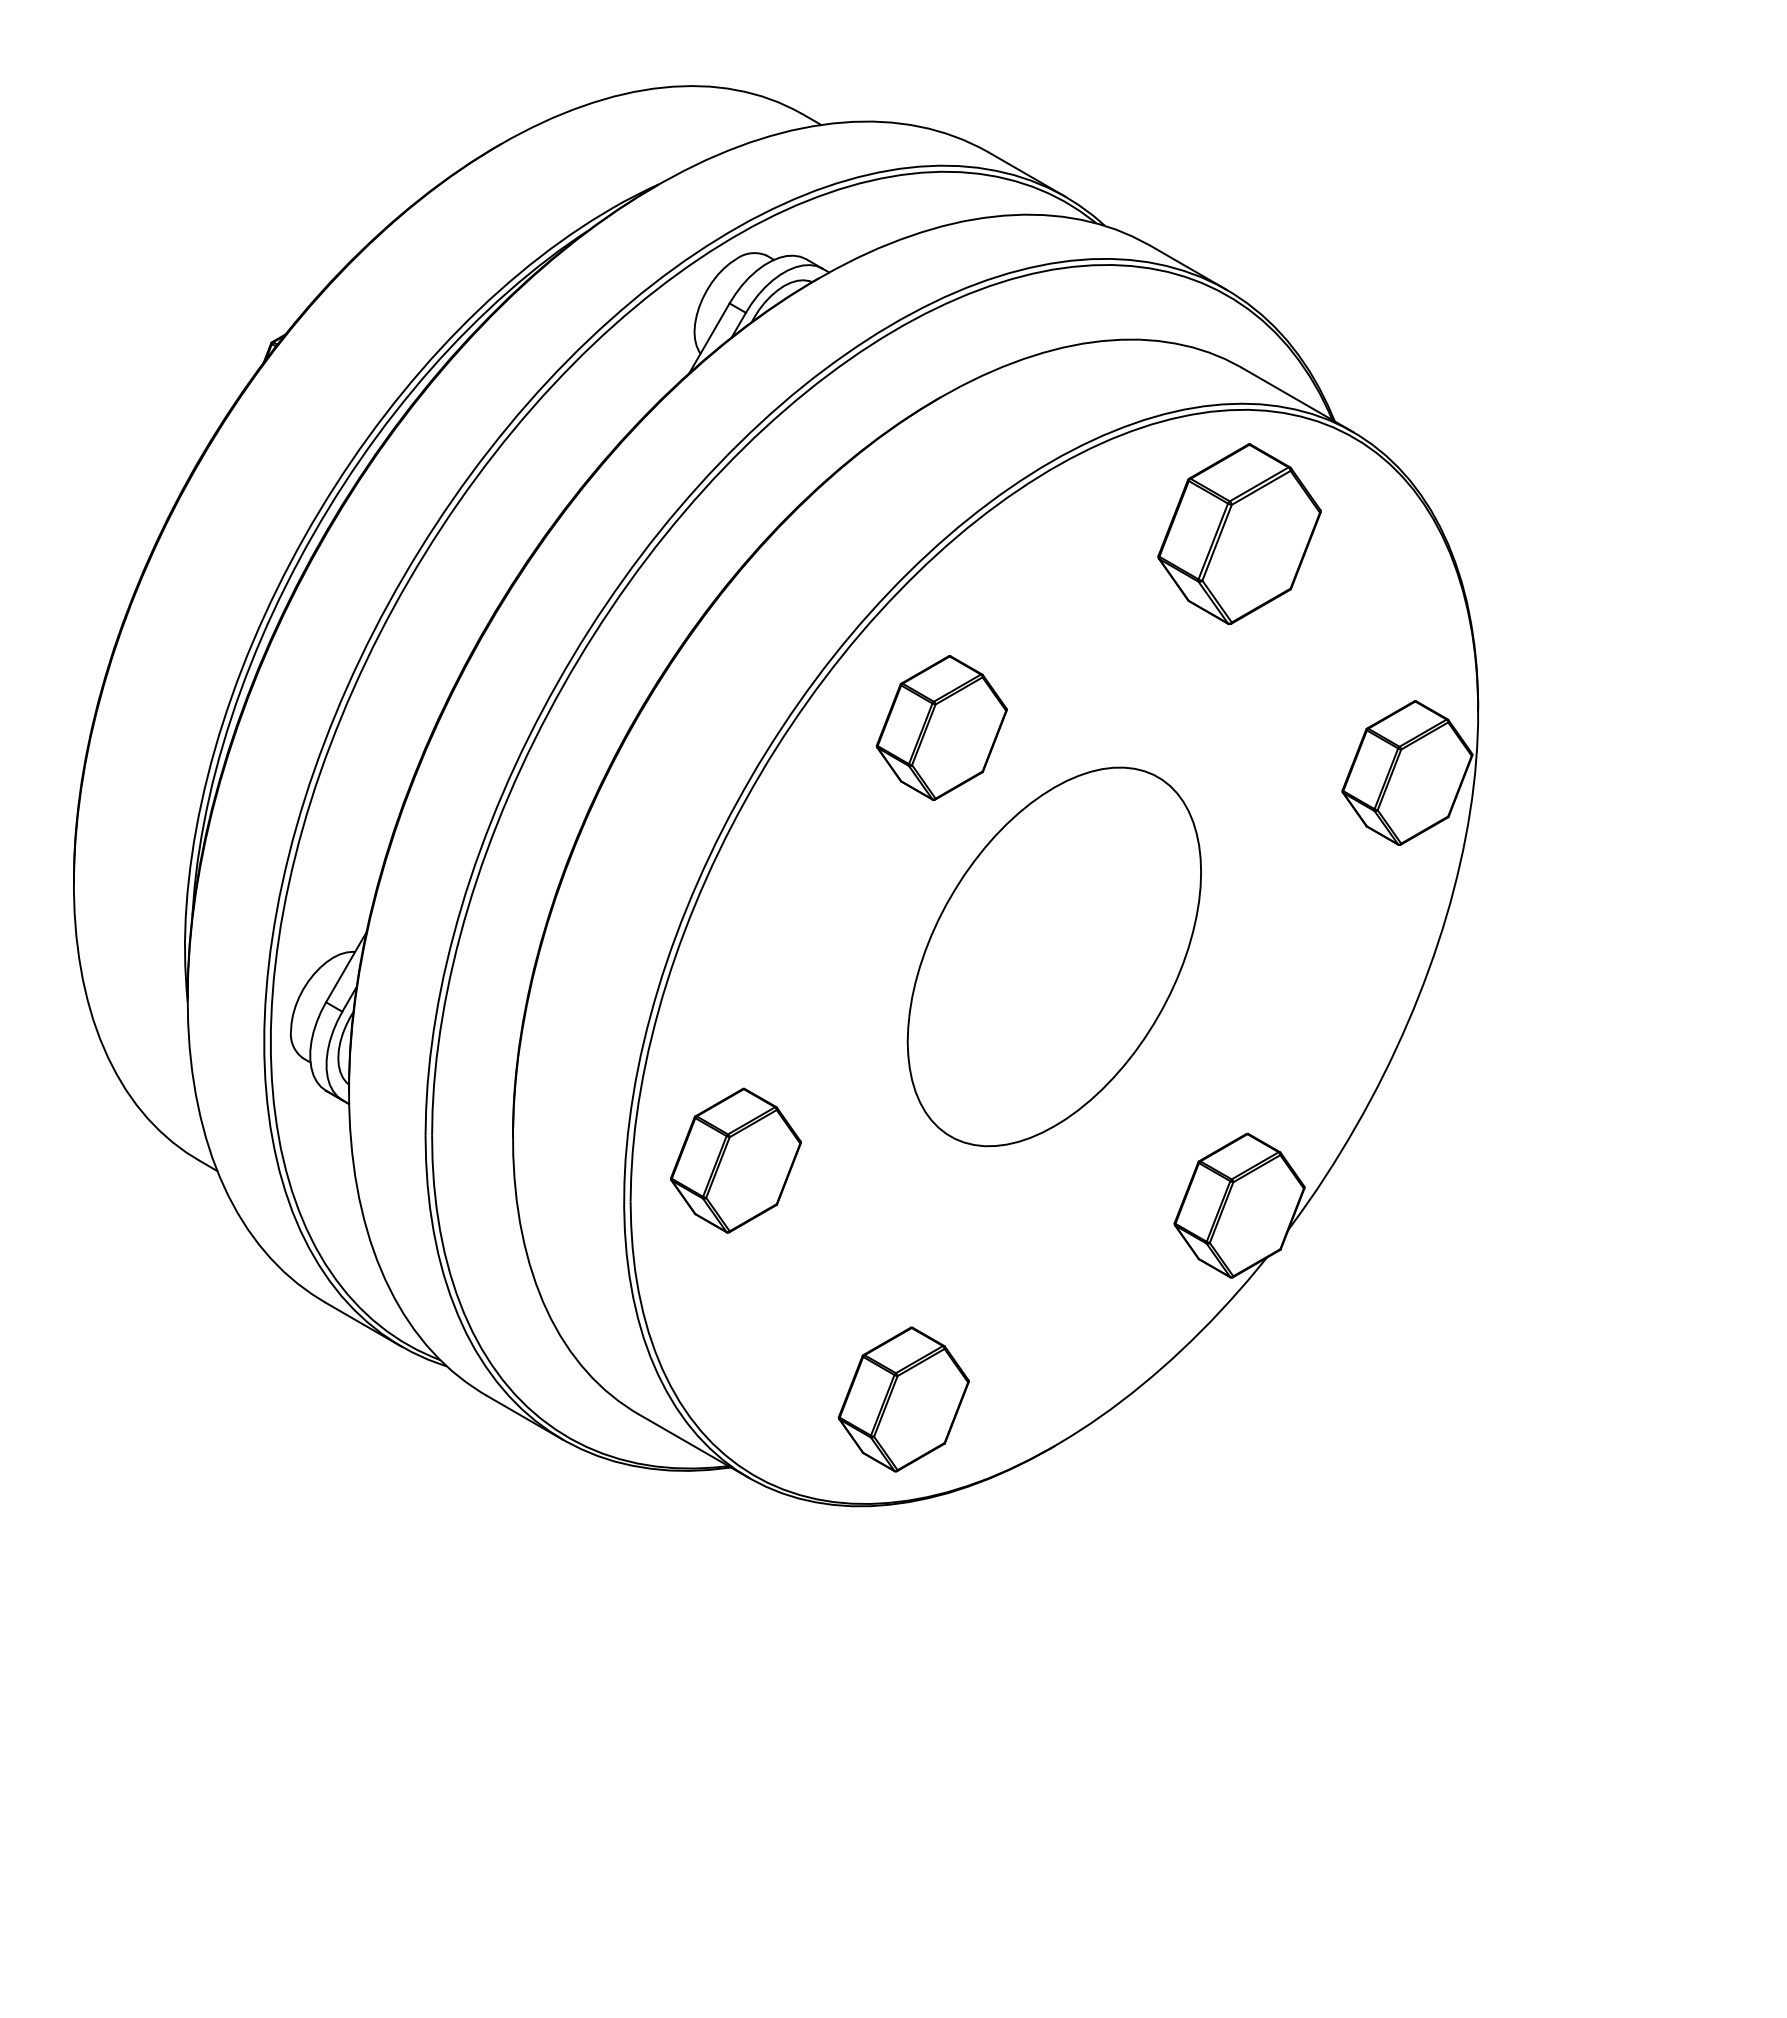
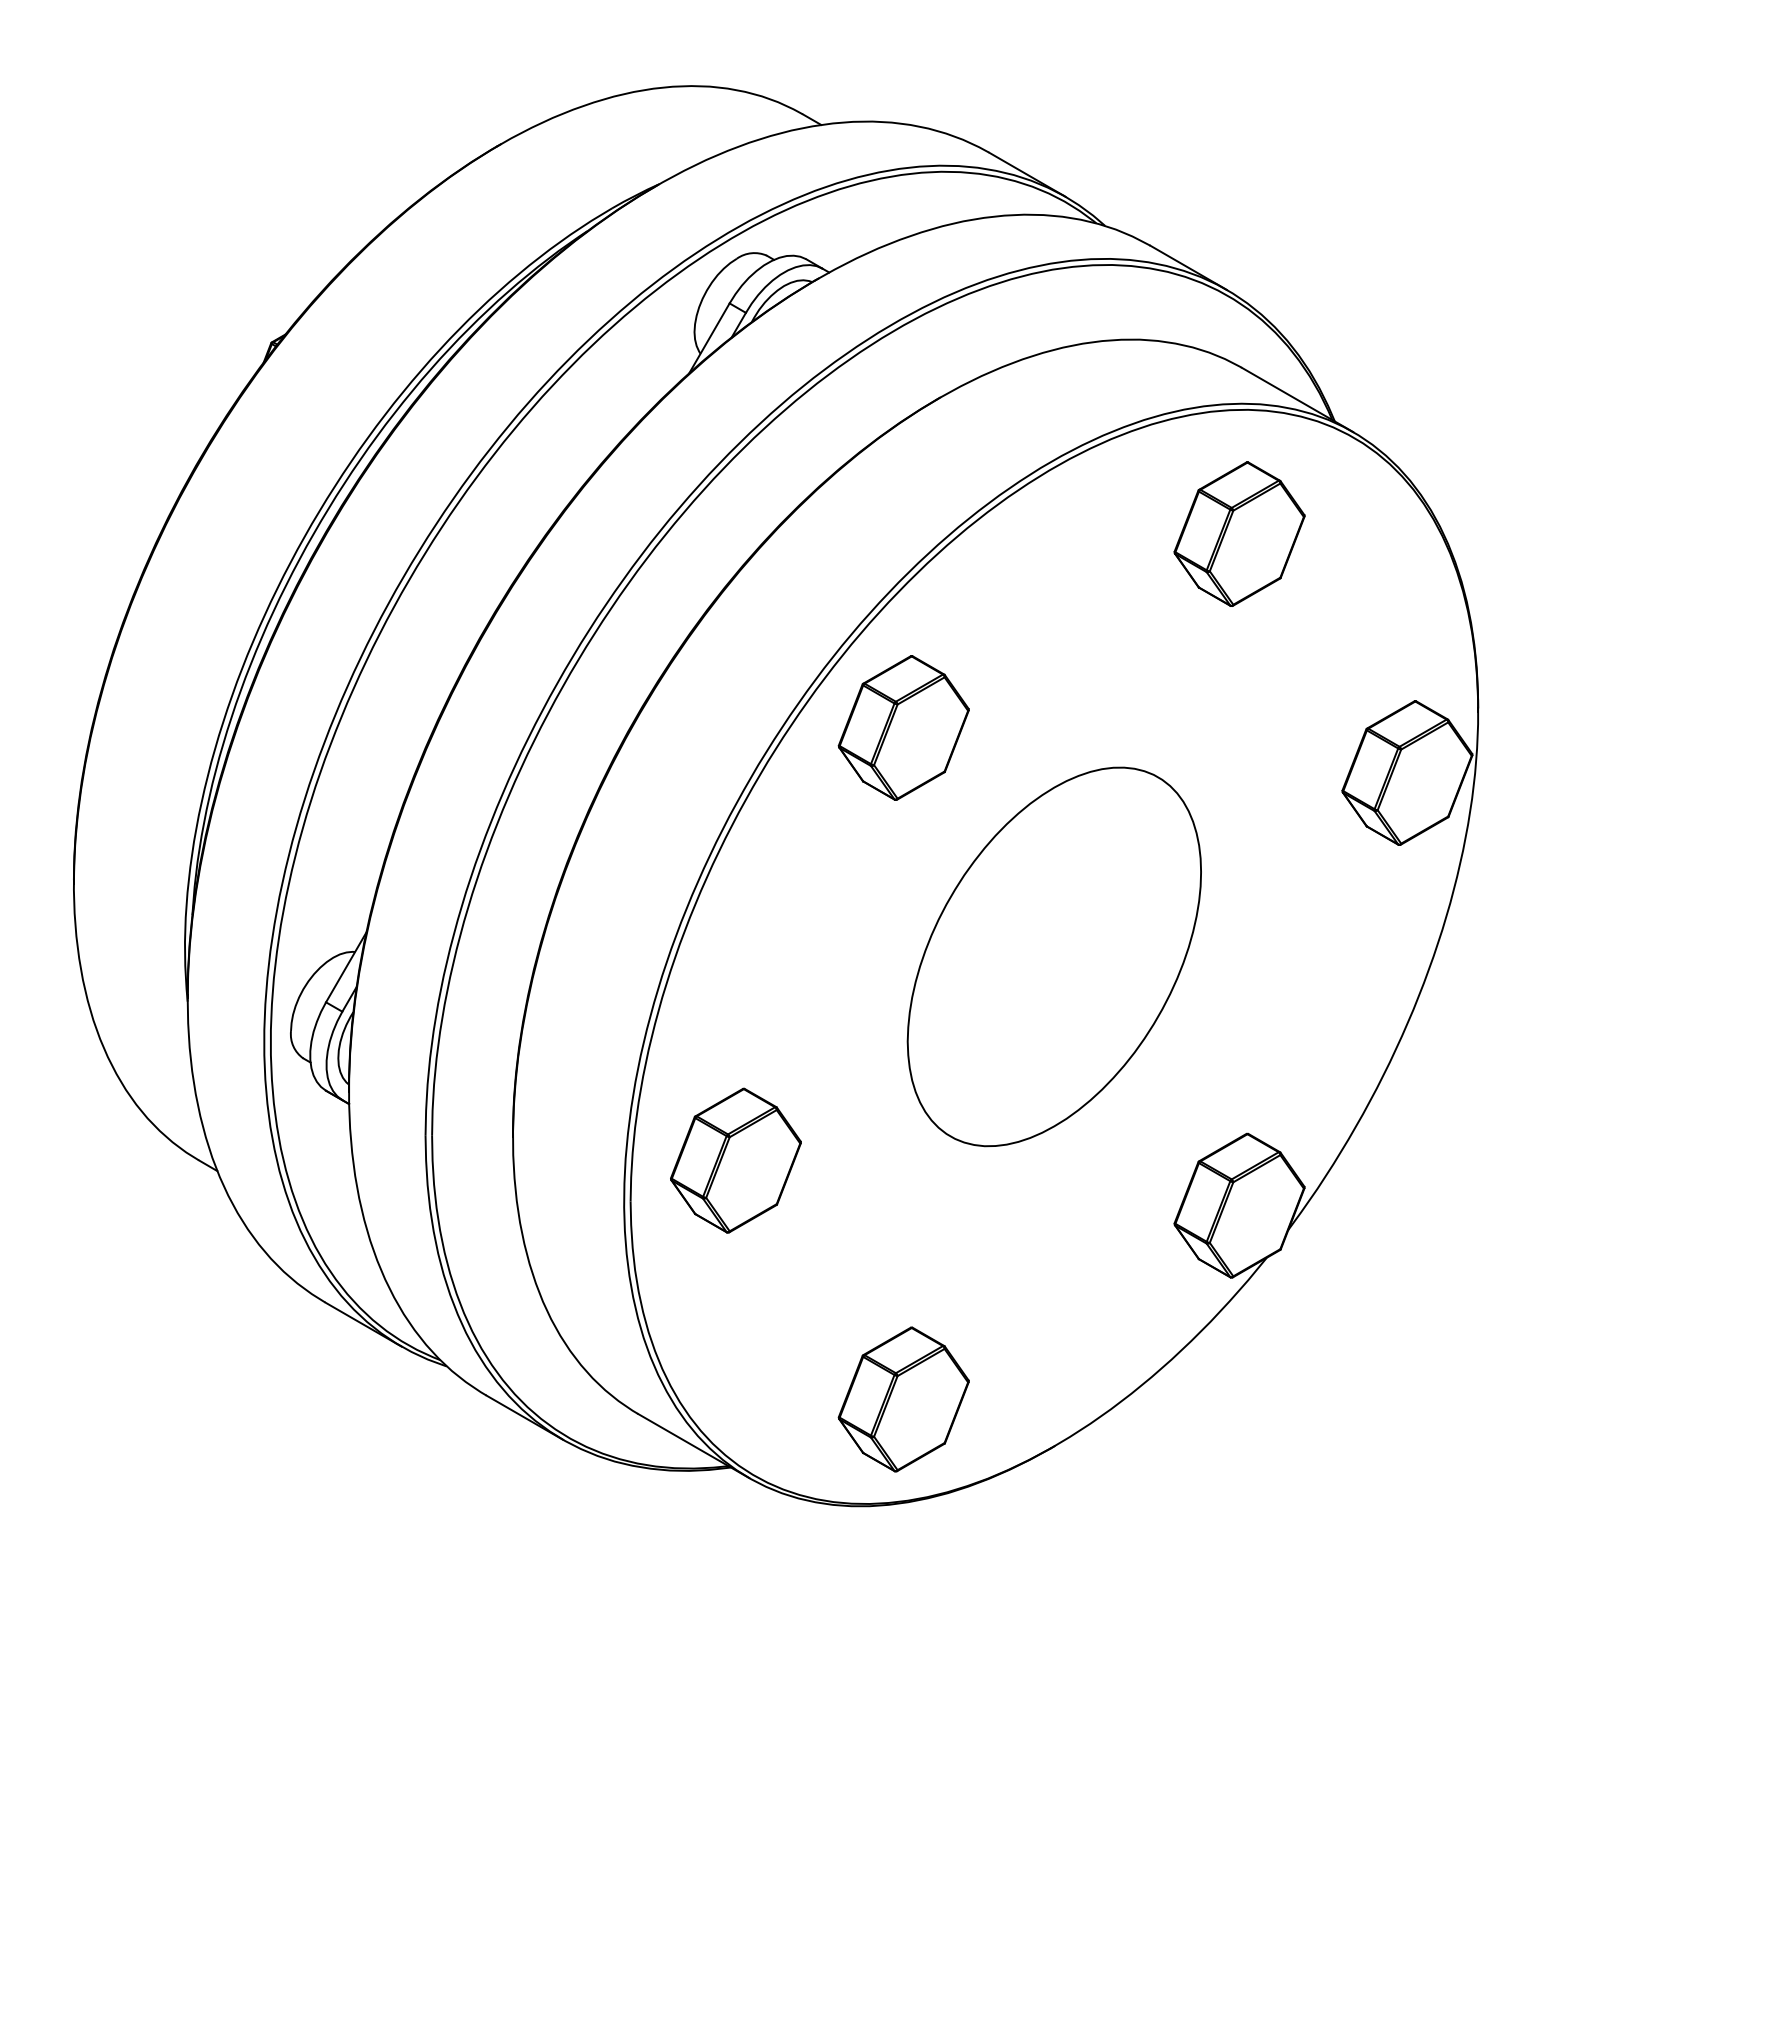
part size: 165x182 px -> 133x146 px (1239, 533)
part position: (941, 727) -> (903, 727) (903, 727)
